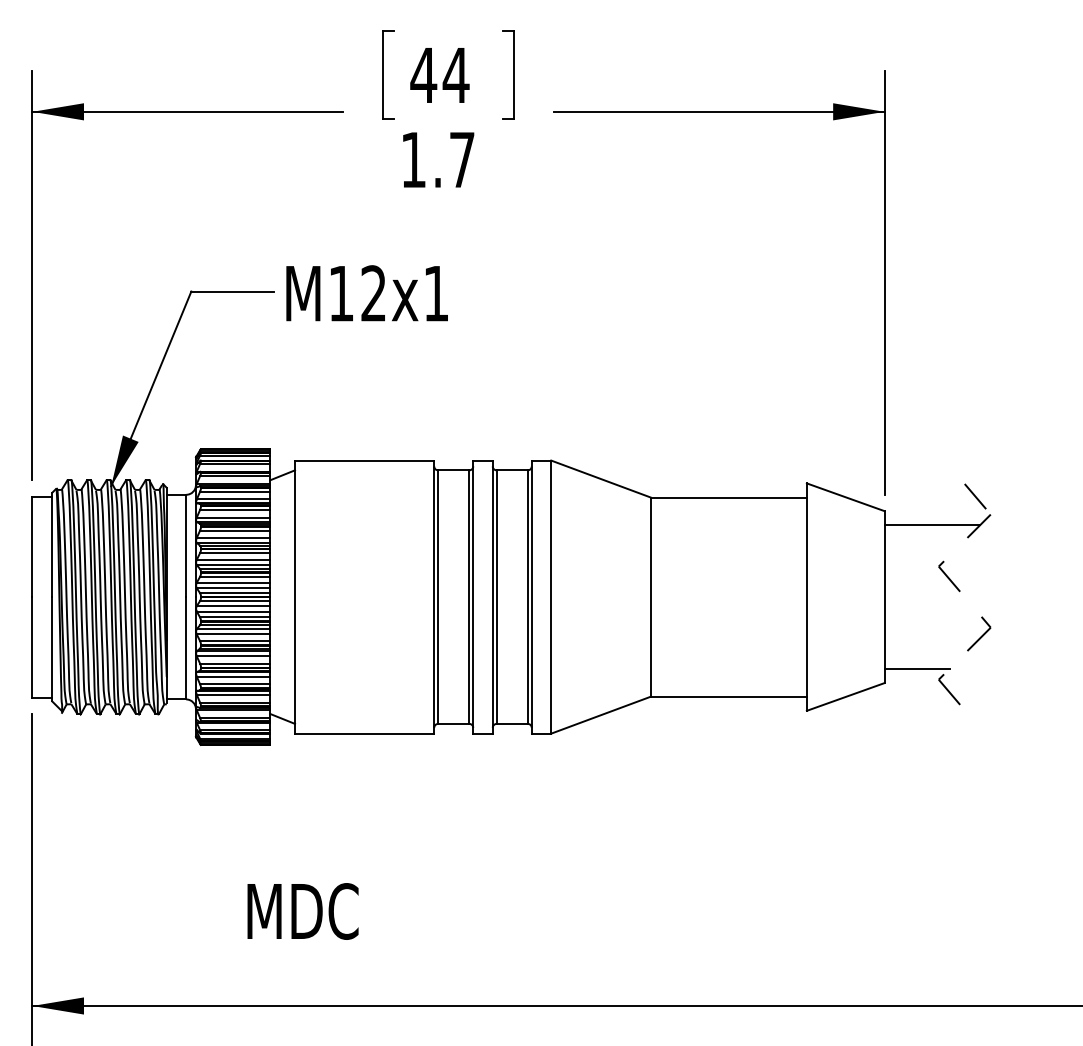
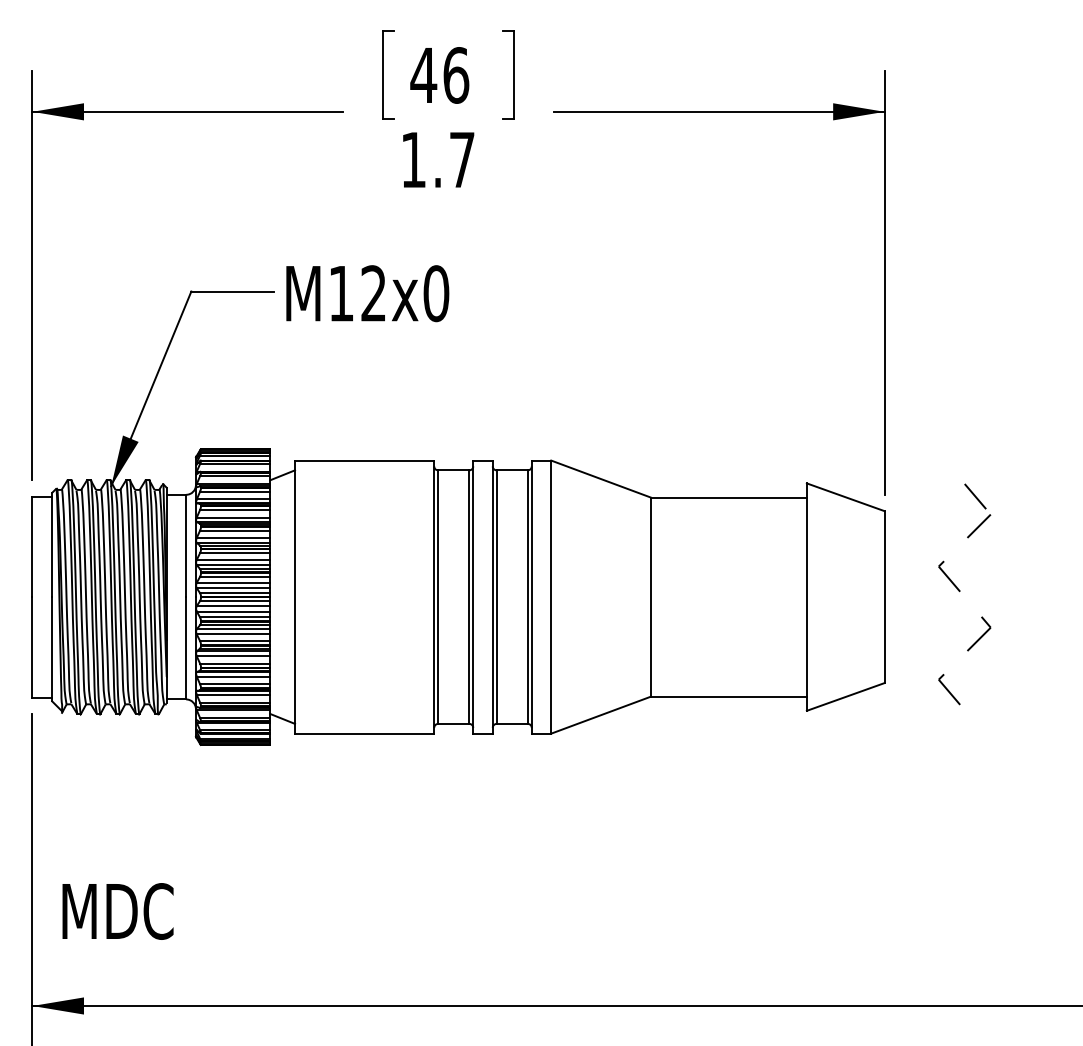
text: 44 -> 46 (455, 75)
text: M12x1 -> M12x0 (436, 293)
line: present -> none (932, 525)
line: present -> none (916, 668)
text position: (302, 911) -> (117, 911) (117, 911)
